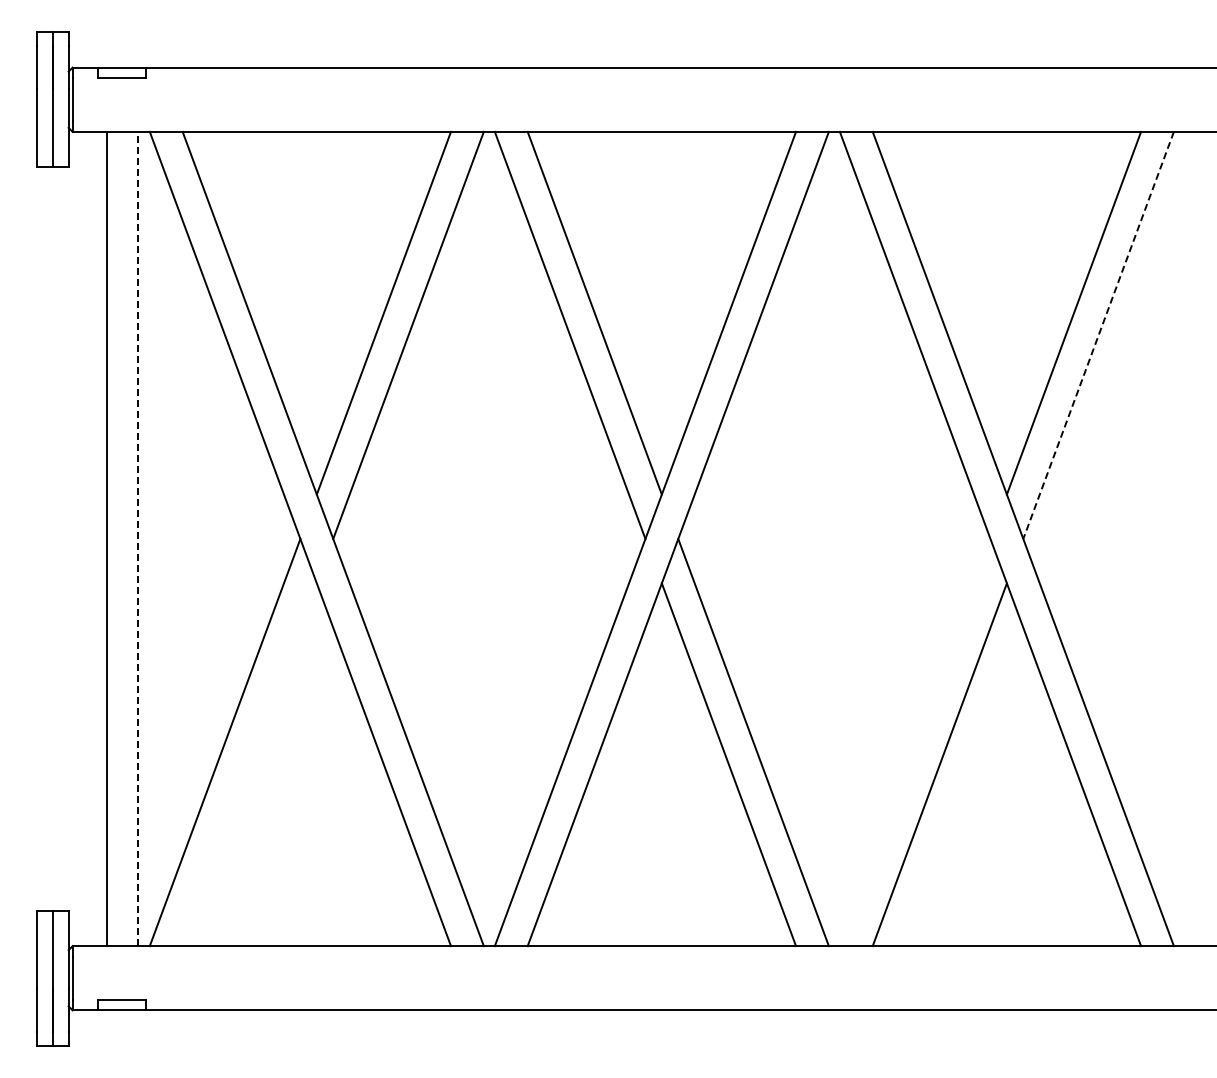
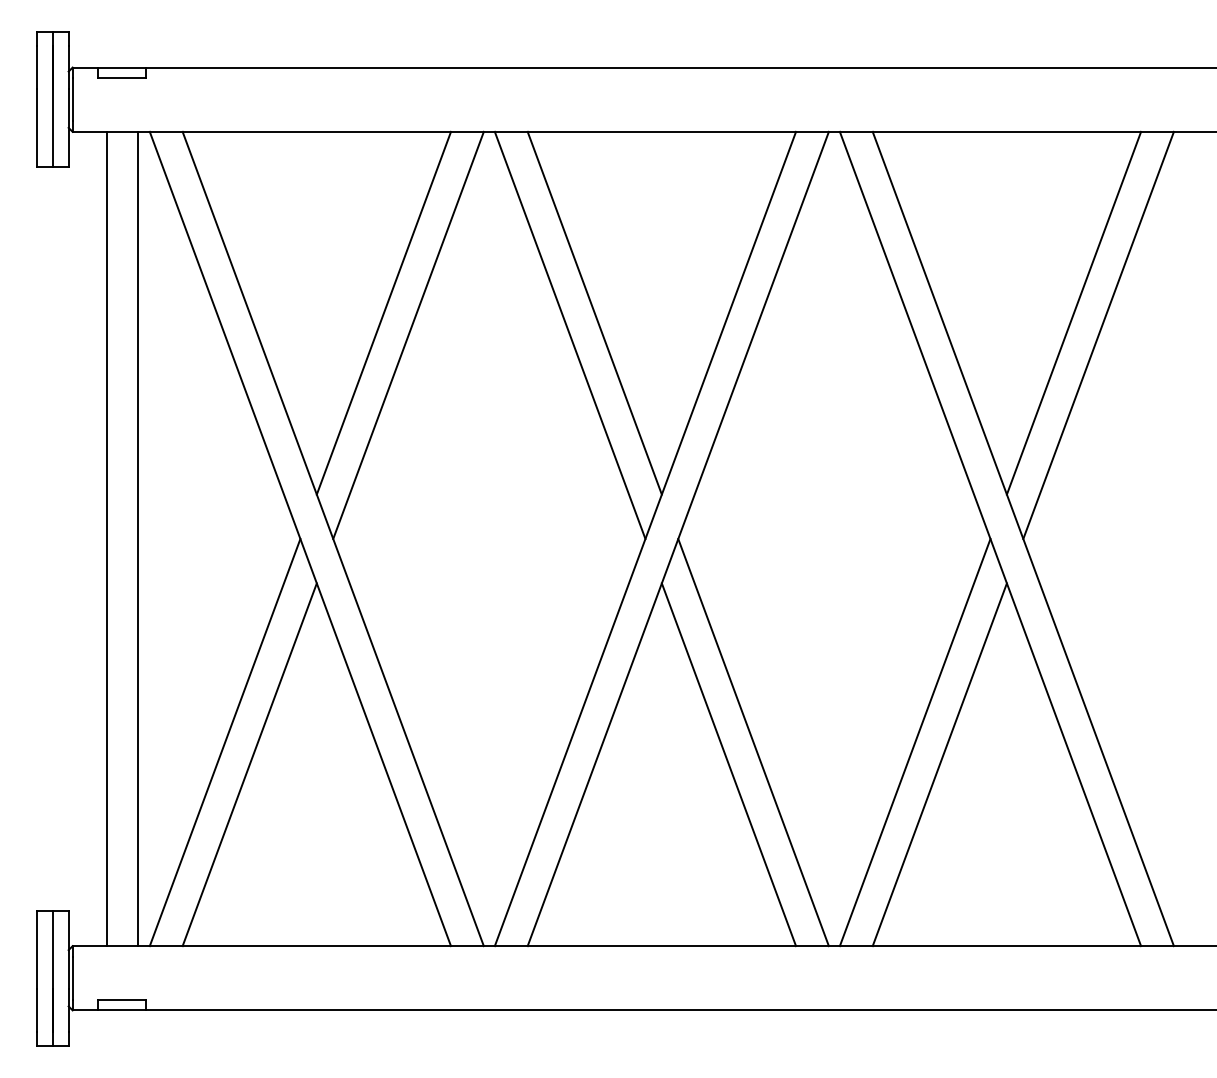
line: dashed -> solid (1098, 335)
line: dashed -> solid (137, 538)
line: none -> present (914, 742)
line: none -> present (249, 764)
